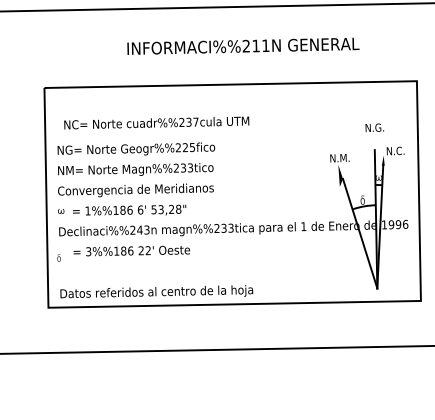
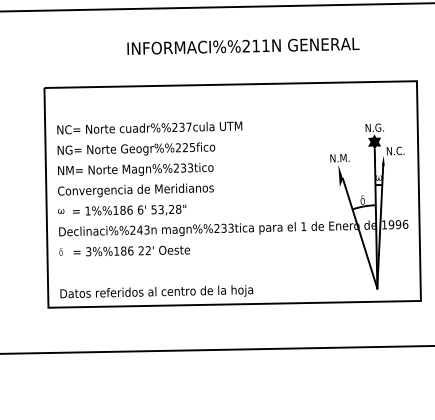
text position: (156, 122) -> (149, 127) (149, 127)
fill: none -> present (374, 142)
part position: (58, 257) -> (60, 251) (60, 251)
